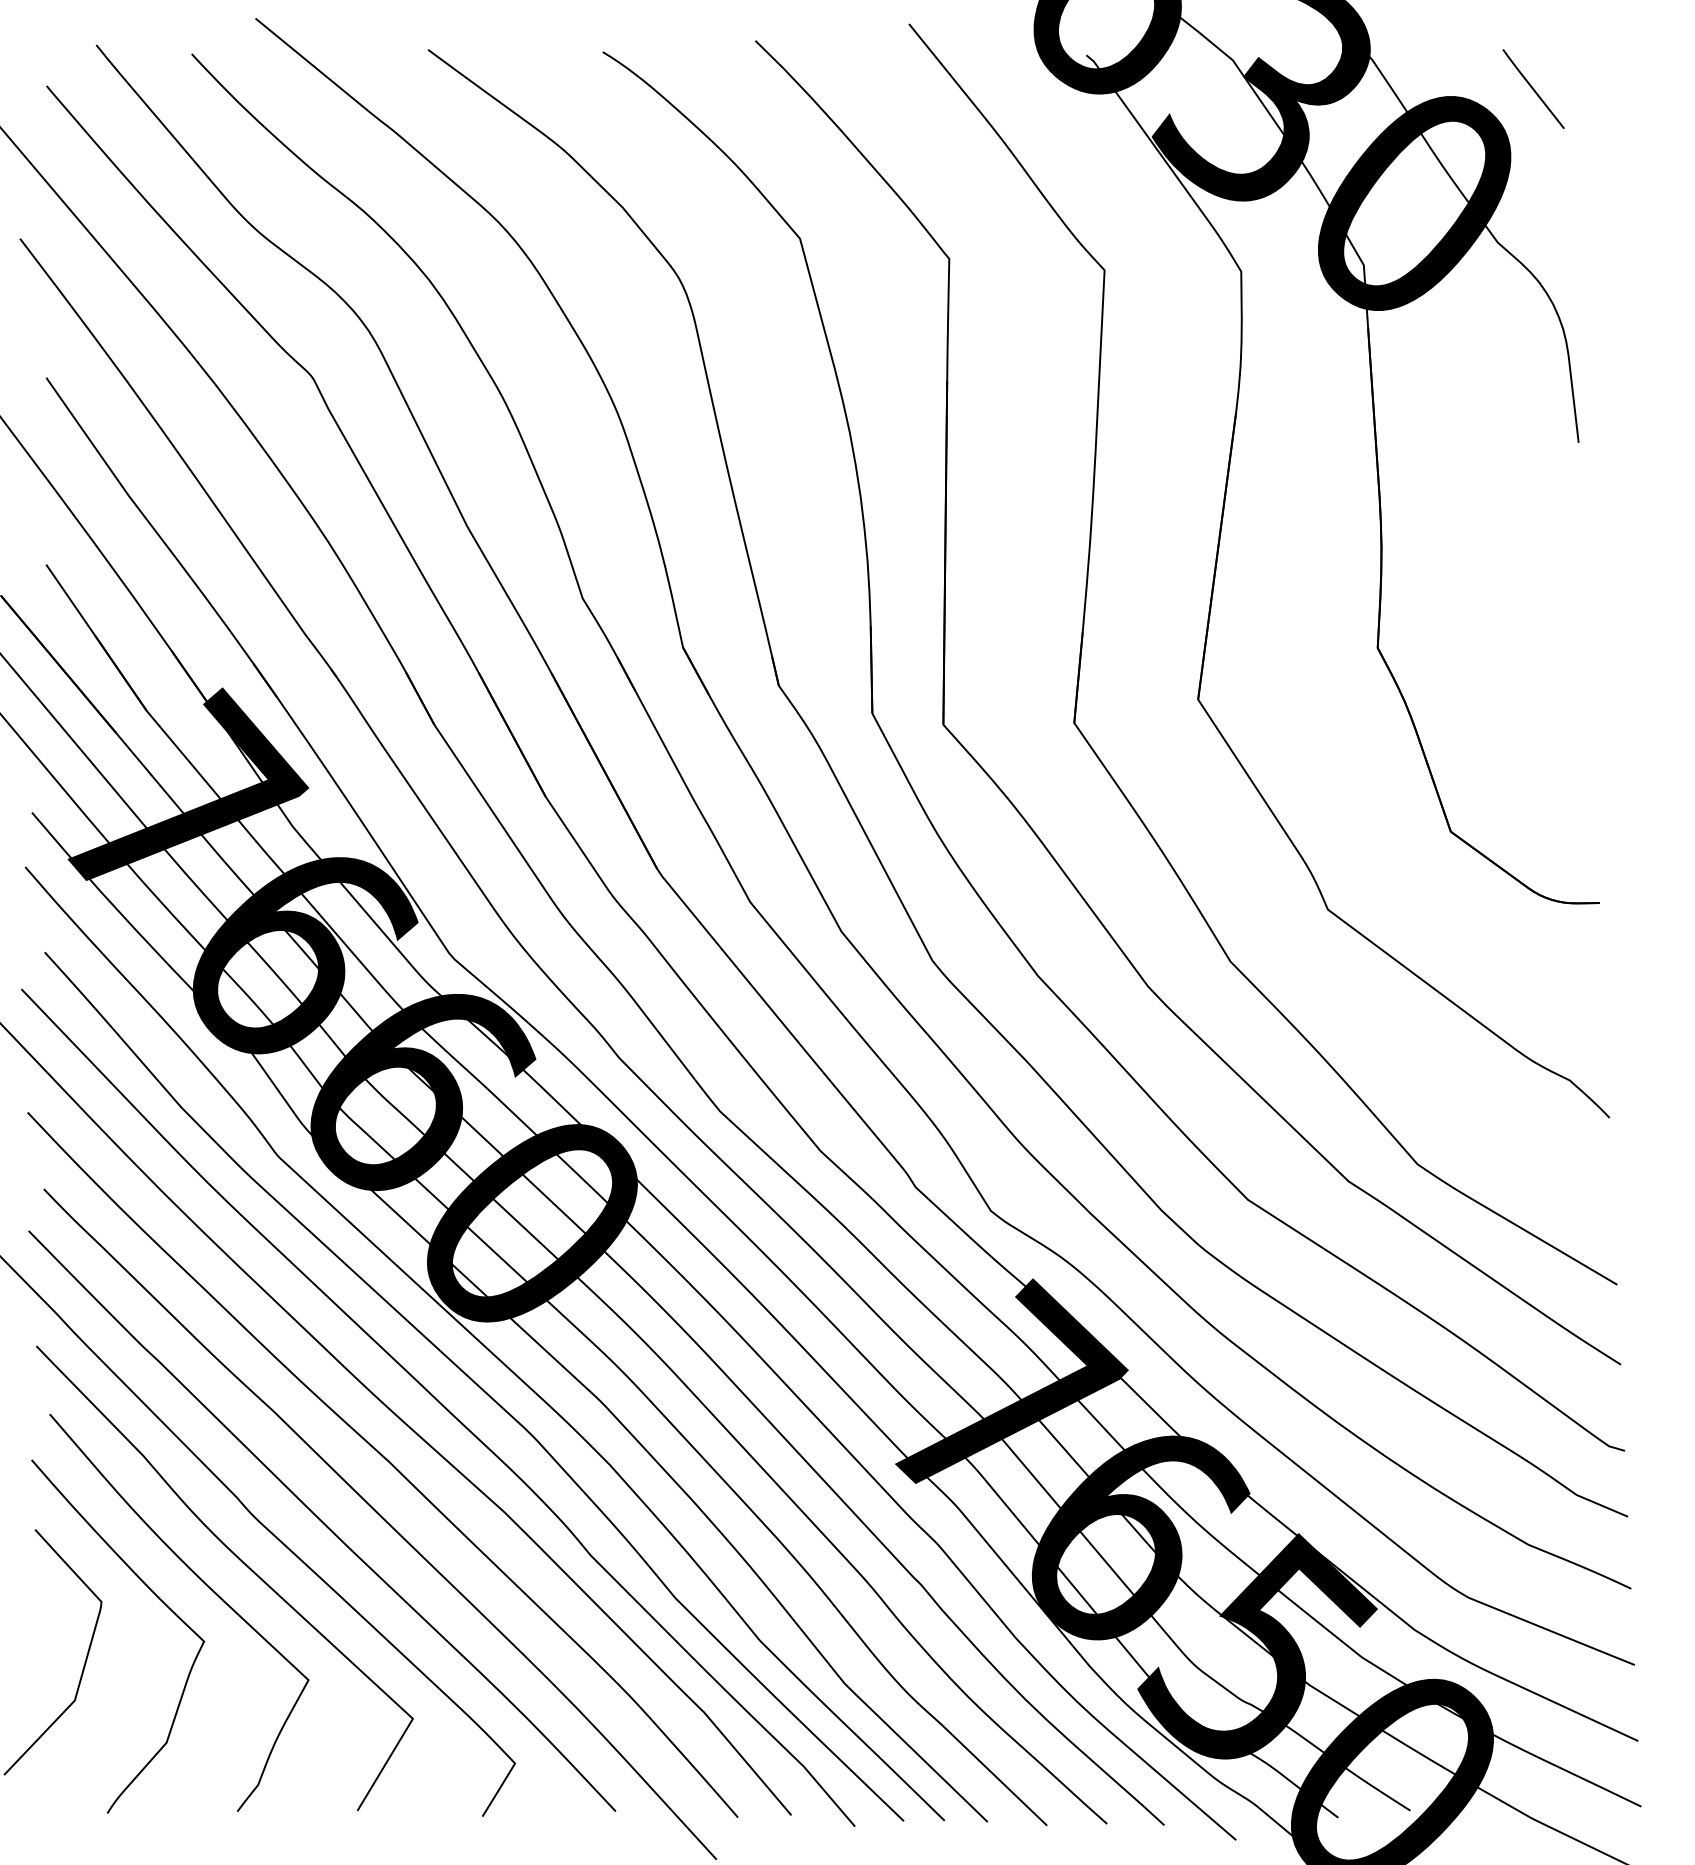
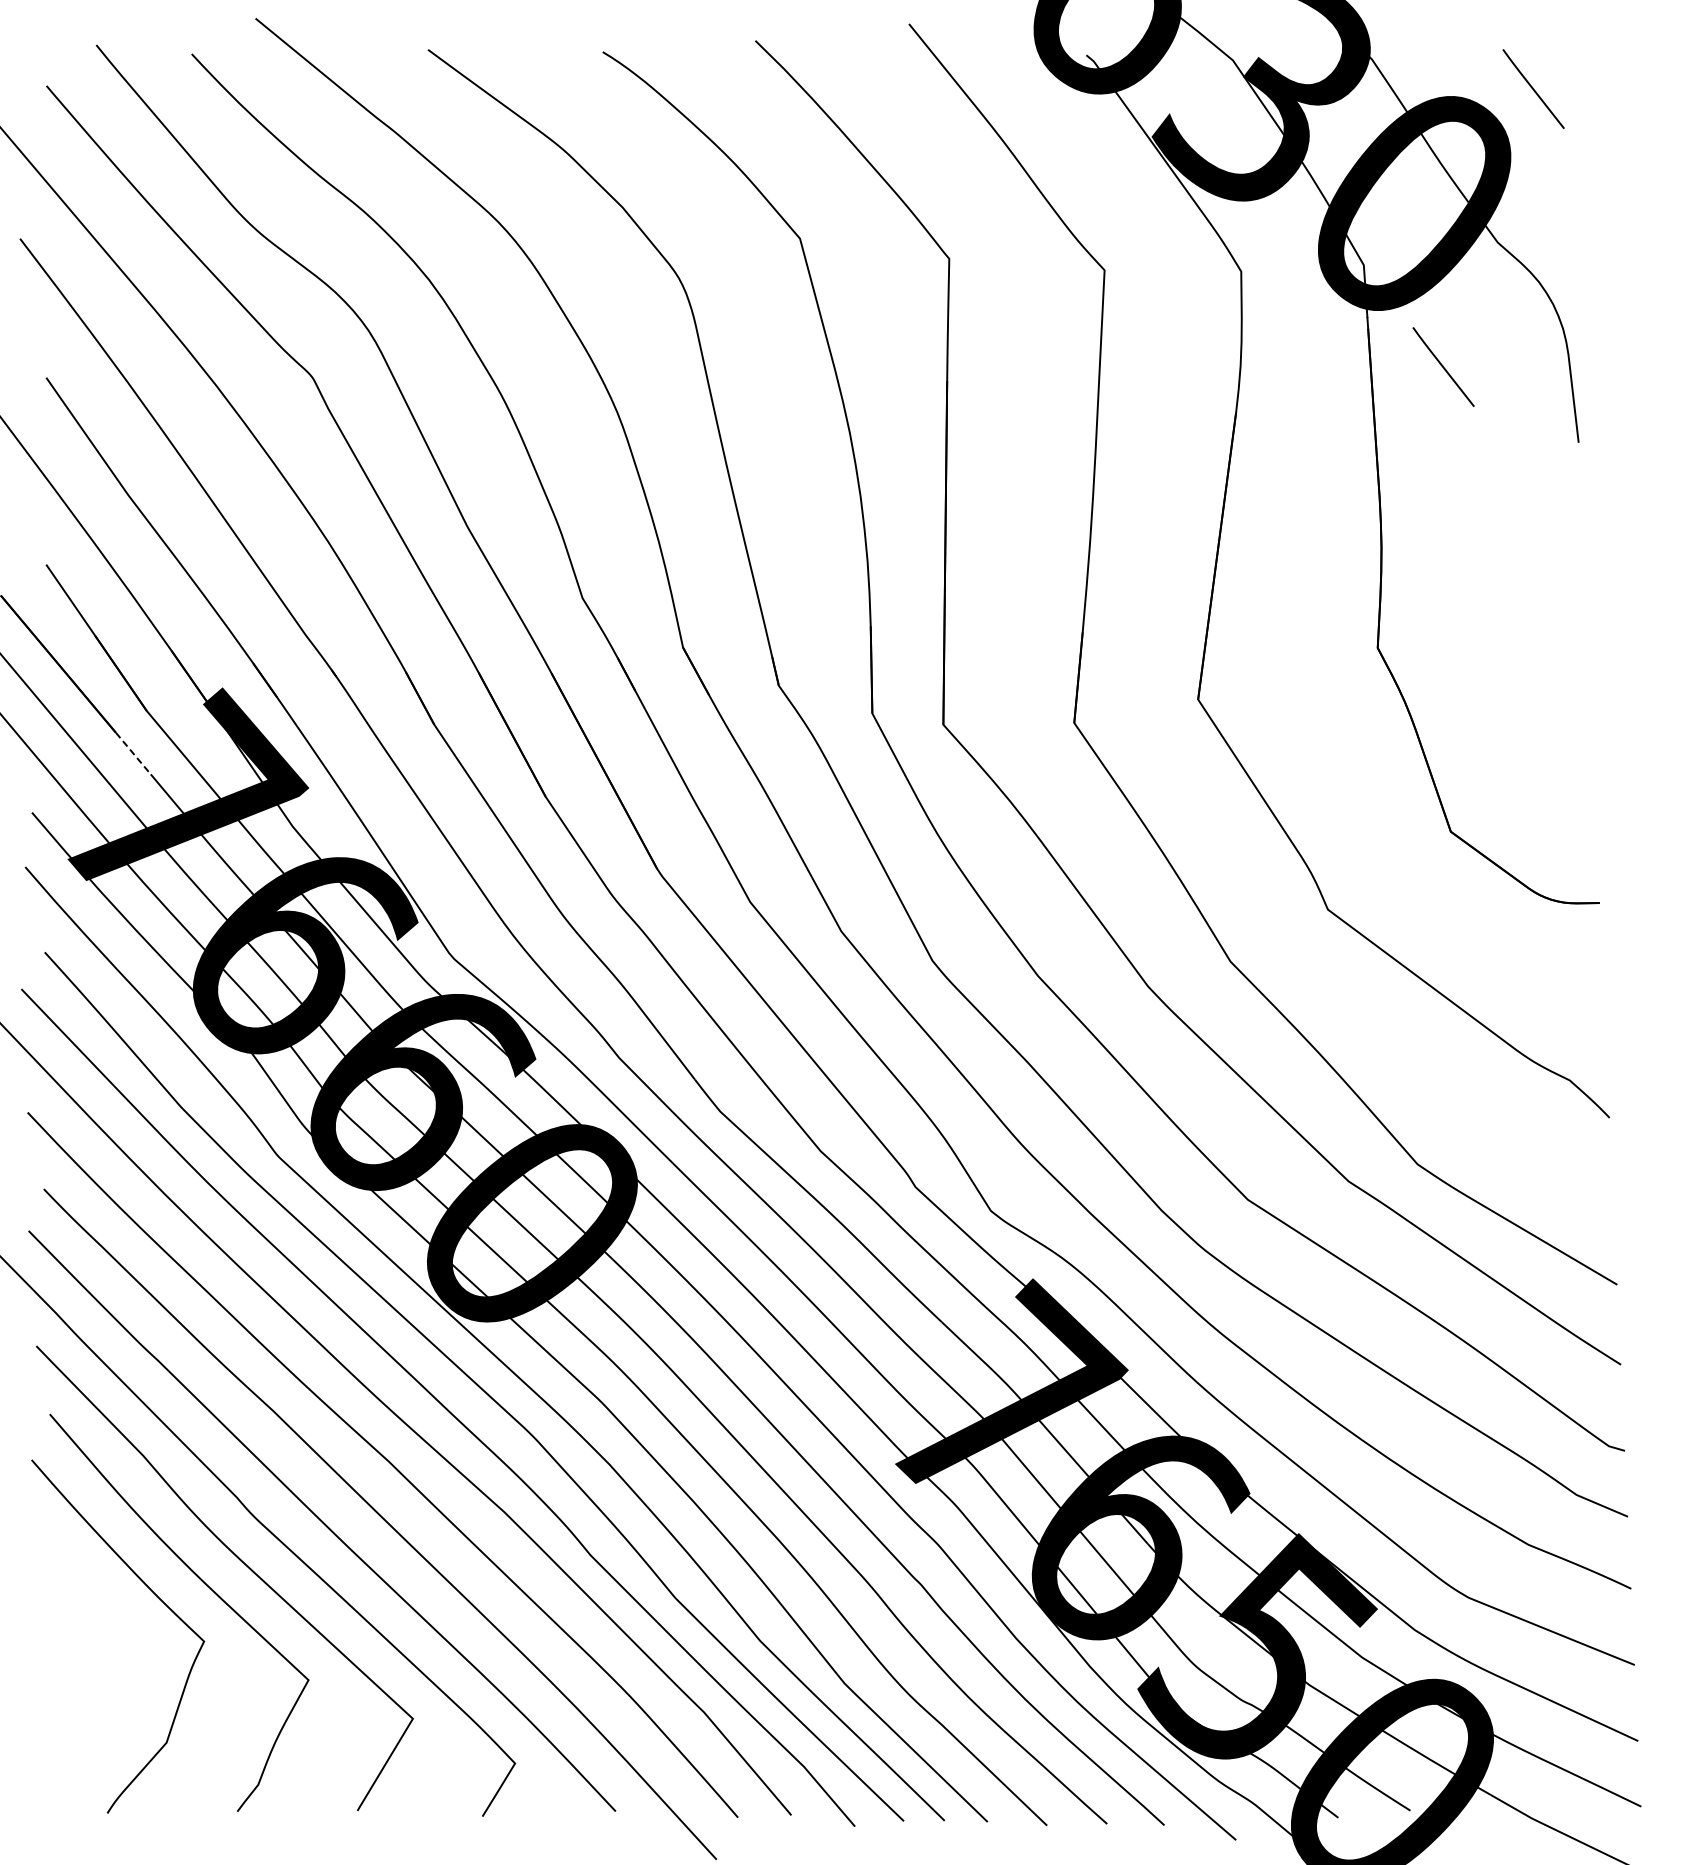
line: none -> present (1443, 366)
line: solid -> dashed (133, 753)
curve: present -> none (84, 1661)
